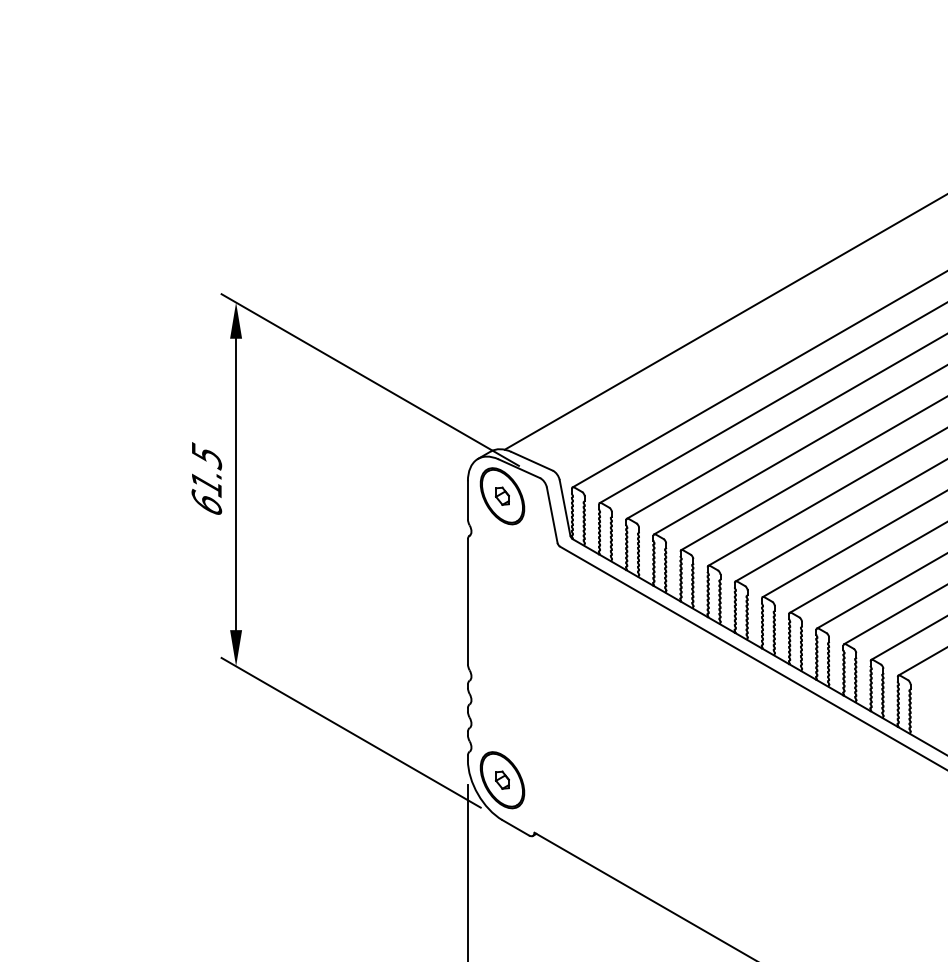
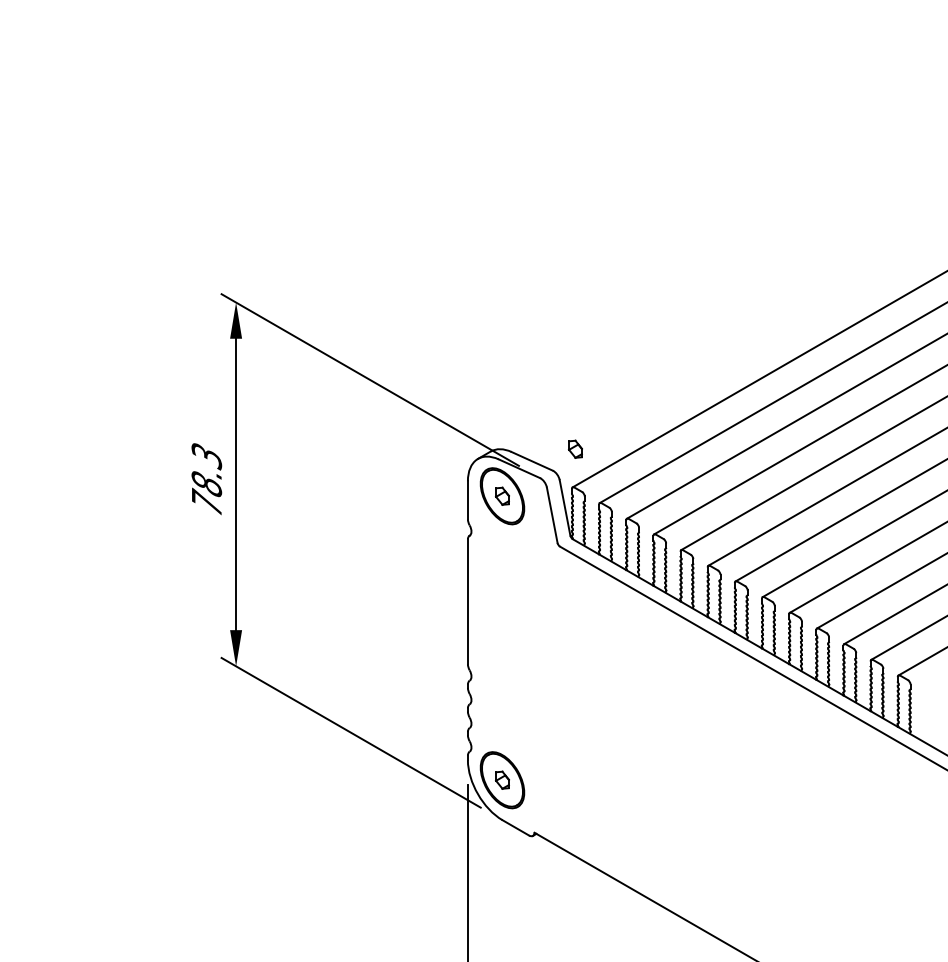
line: present -> none (724, 322)
part: none -> present (575, 448)
text: 61.5 -> 78.3 (206, 478)
